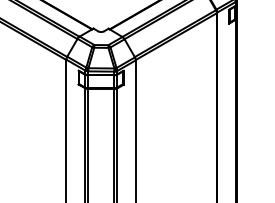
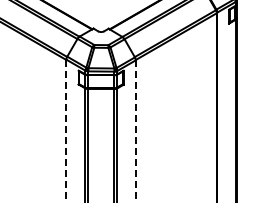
line: solid -> dashed (66, 131)
line: solid -> dashed (135, 131)
